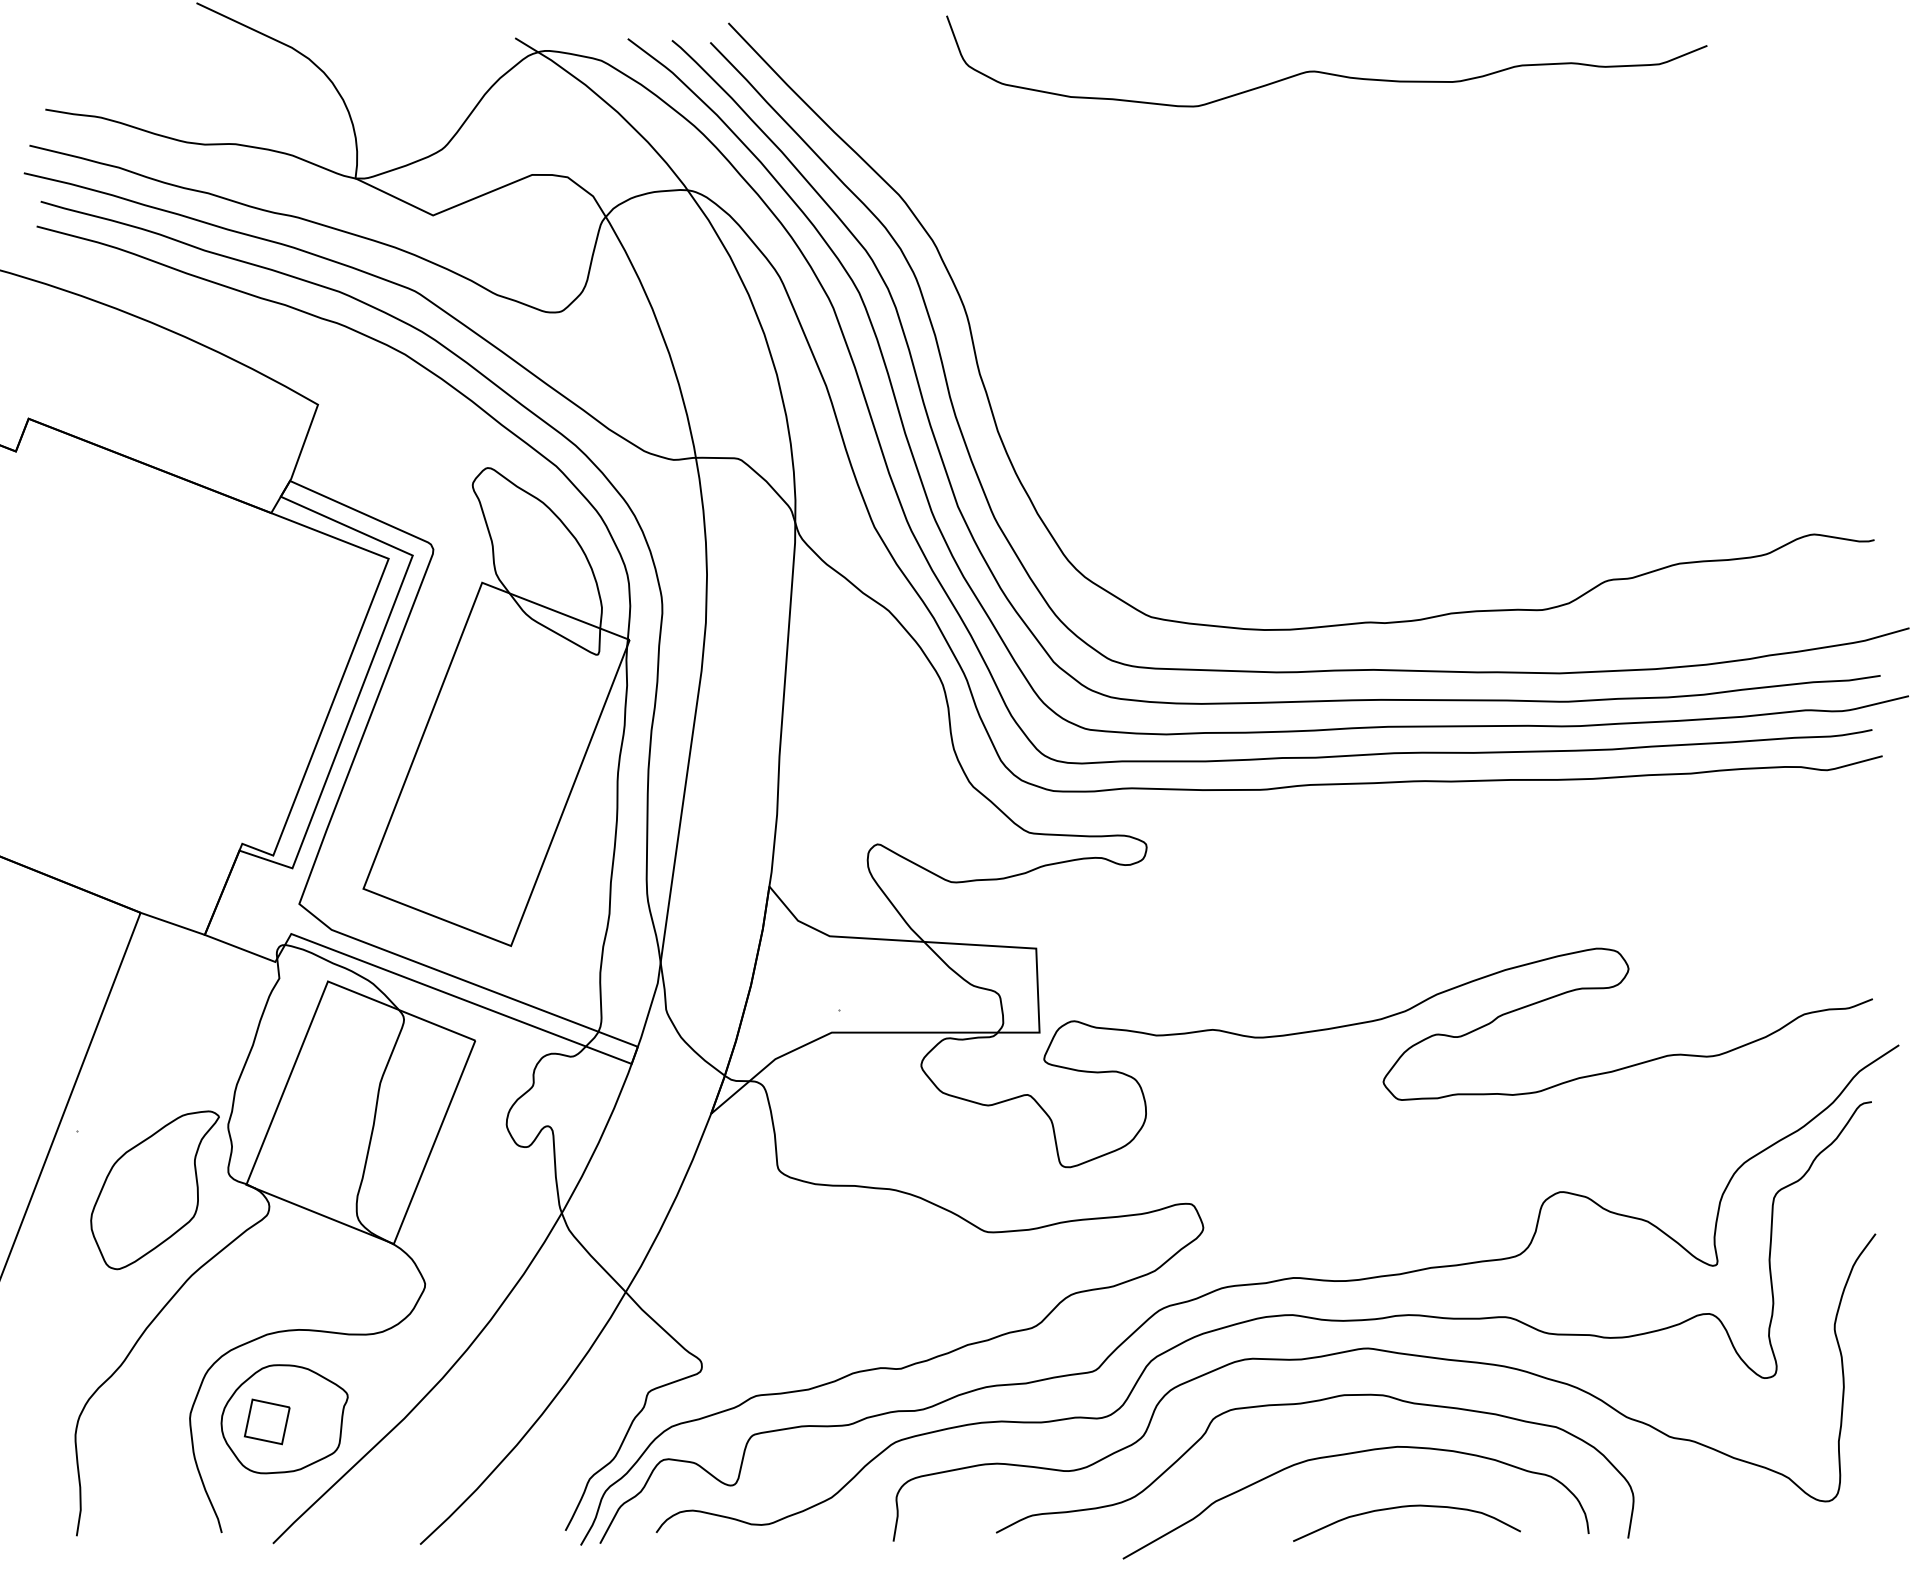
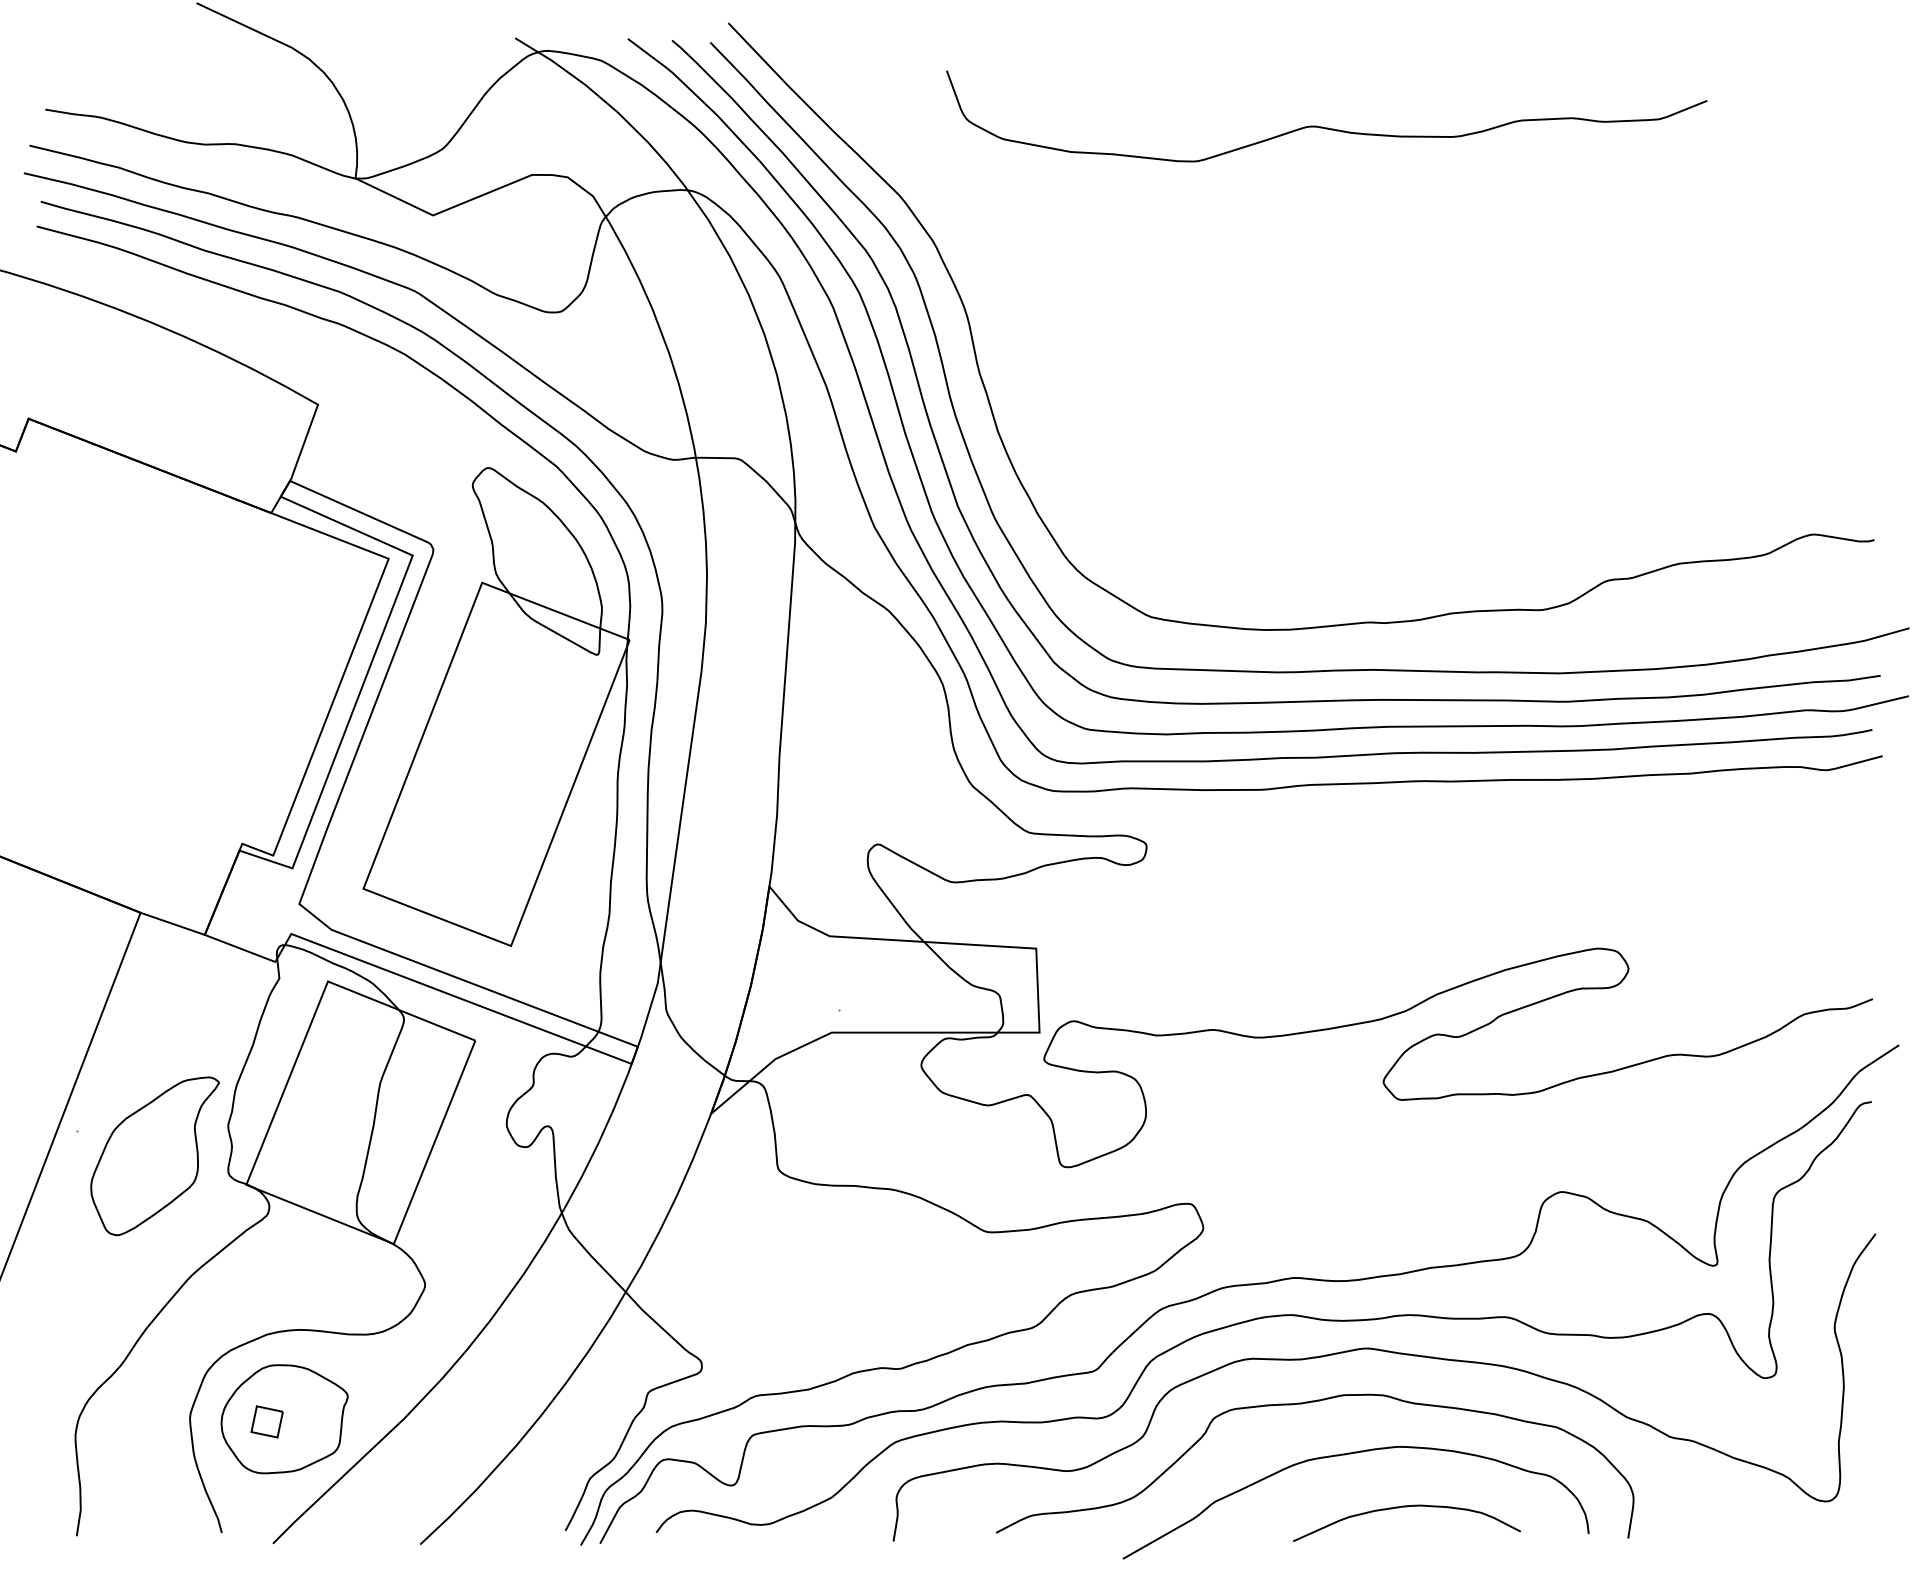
curve position: (1322, 71) -> (1322, 126) (1322, 126)
part position: (154, 1190) -> (154, 1156) (154, 1156)
part size: 48x48 px -> 34x34 px (266, 1421)
